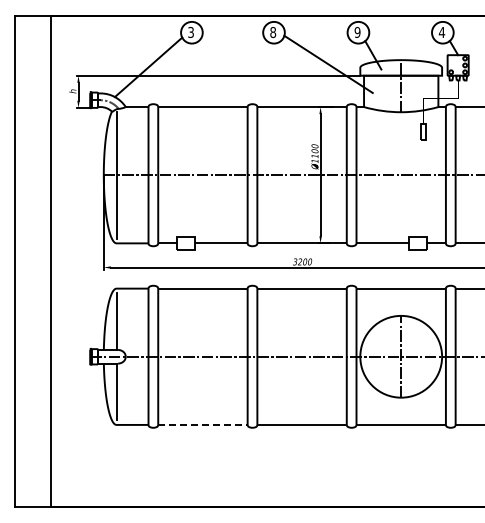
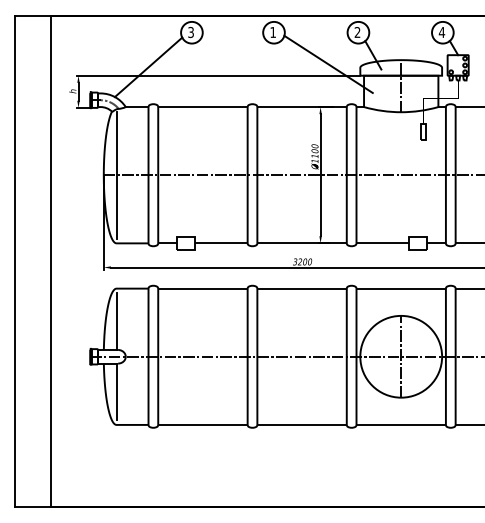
text: 8 -> 1 (273, 32)
text: 9 -> 2 (357, 32)
line: dashed -> solid (202, 424)
